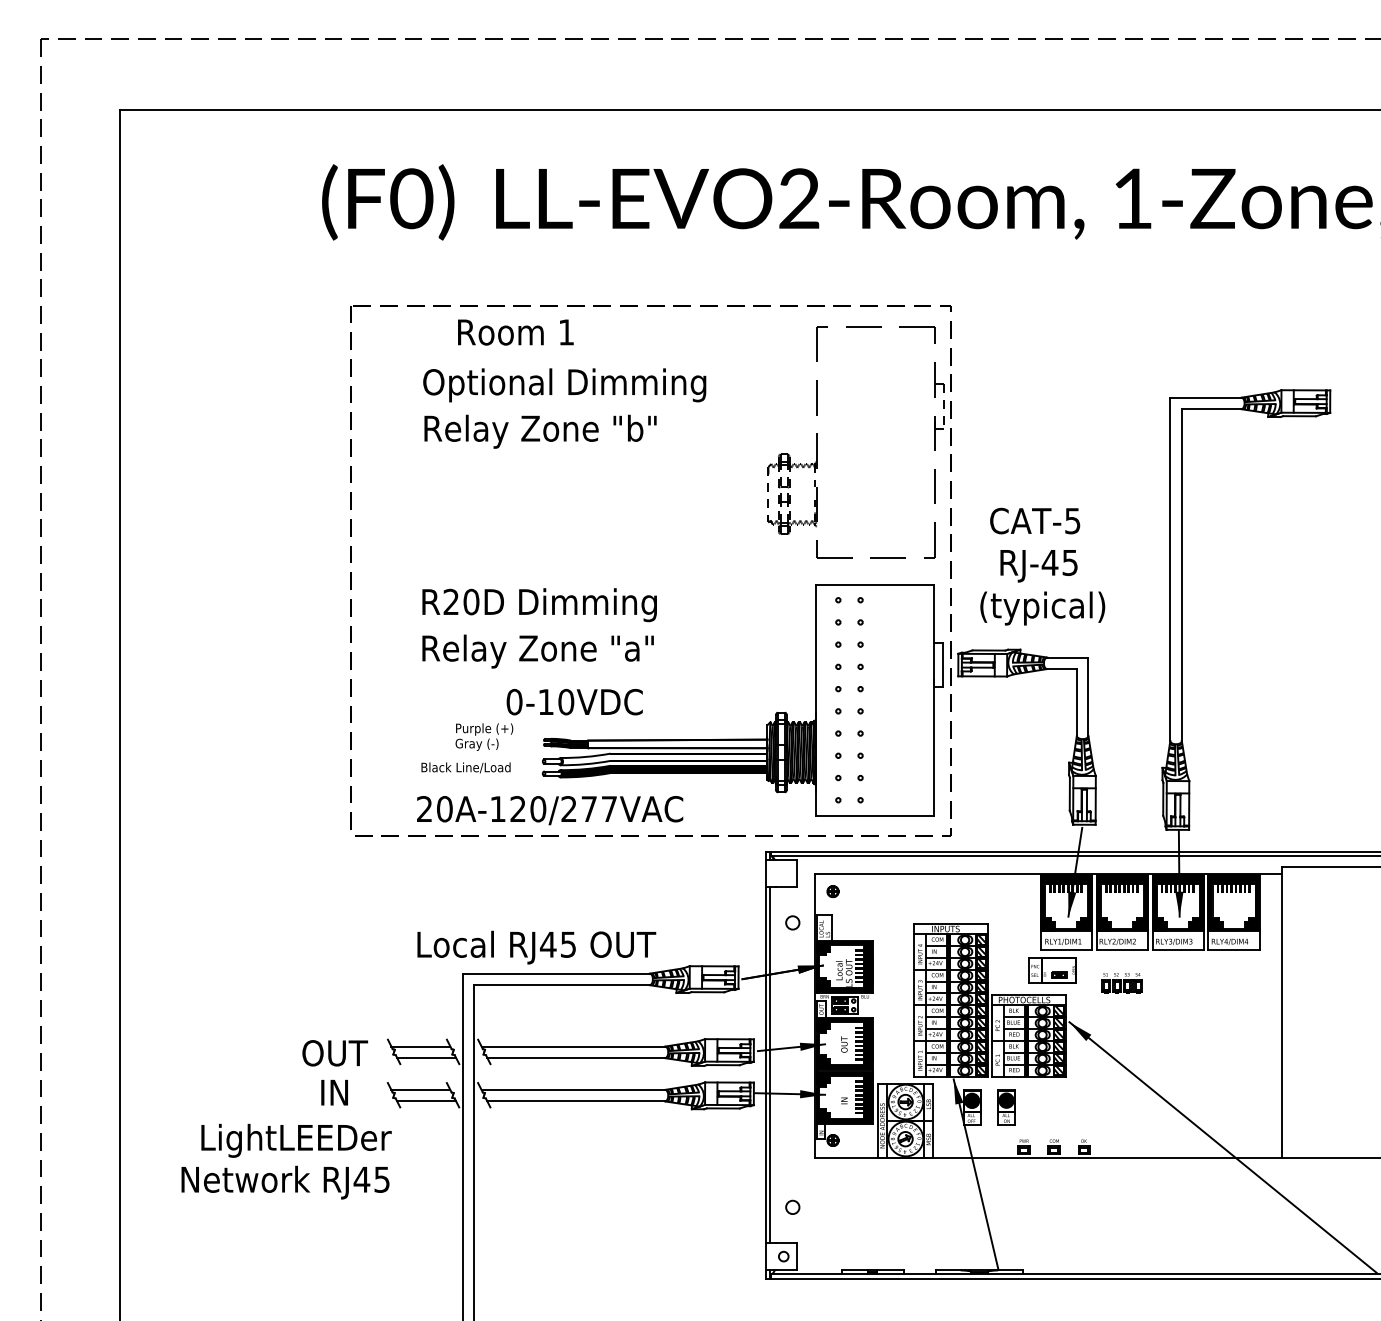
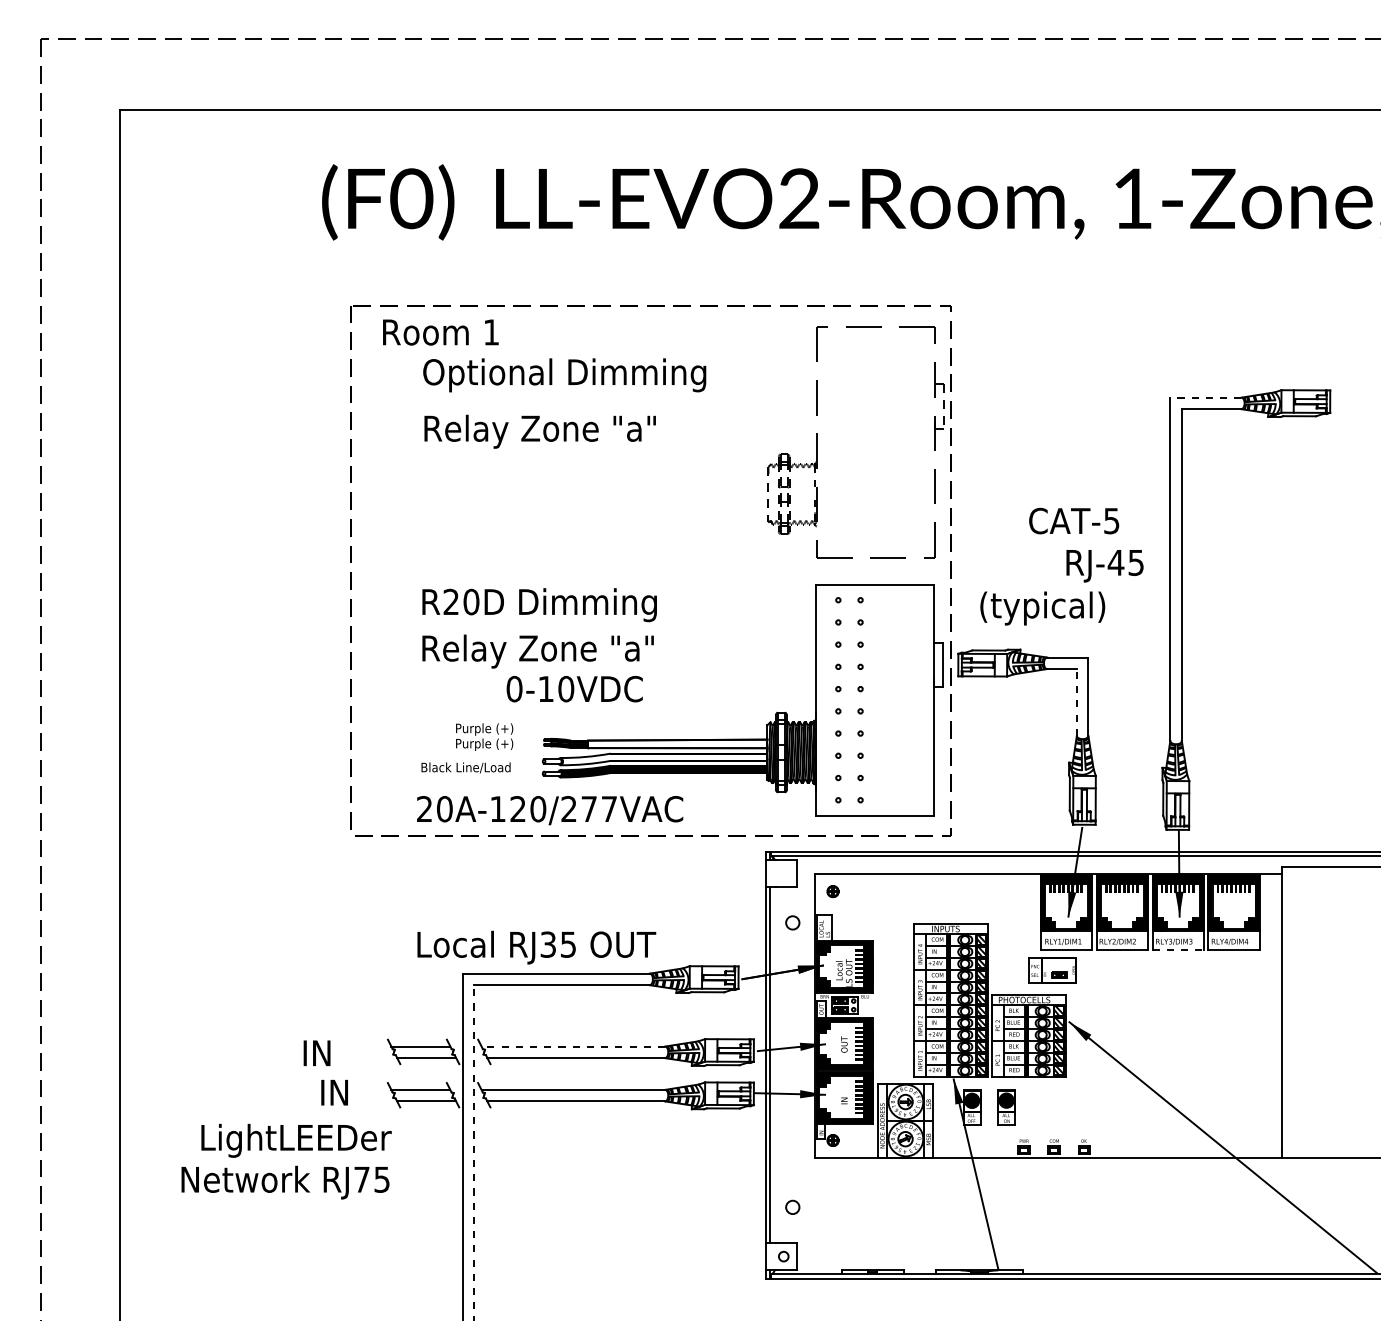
text position: (515, 332) -> (440, 332) (440, 332)
text position: (564, 385) -> (564, 375) (564, 375)
line: solid -> dashed (1205, 397)
text: Relay Zone "b" -> Relay Zone "a" (641, 427)
text position: (1035, 520) -> (1074, 520) (1074, 520)
text position: (1038, 566) -> (1104, 566) (1104, 566)
line: solid -> dashed (1076, 701)
text position: (574, 702) -> (574, 689) (574, 689)
text: Gray (-) -> Purple (+) (484, 744)
text: RJ45 -> RJ35 (547, 944)
line: solid -> dashed (1178, 949)
part: present -> none (1121, 983)
line: solid -> dashed (573, 1046)
text: OUT -> IN (335, 1053)
line: solid -> dashed (474, 1153)
text: RJ45 -> RJ75 (361, 1179)
